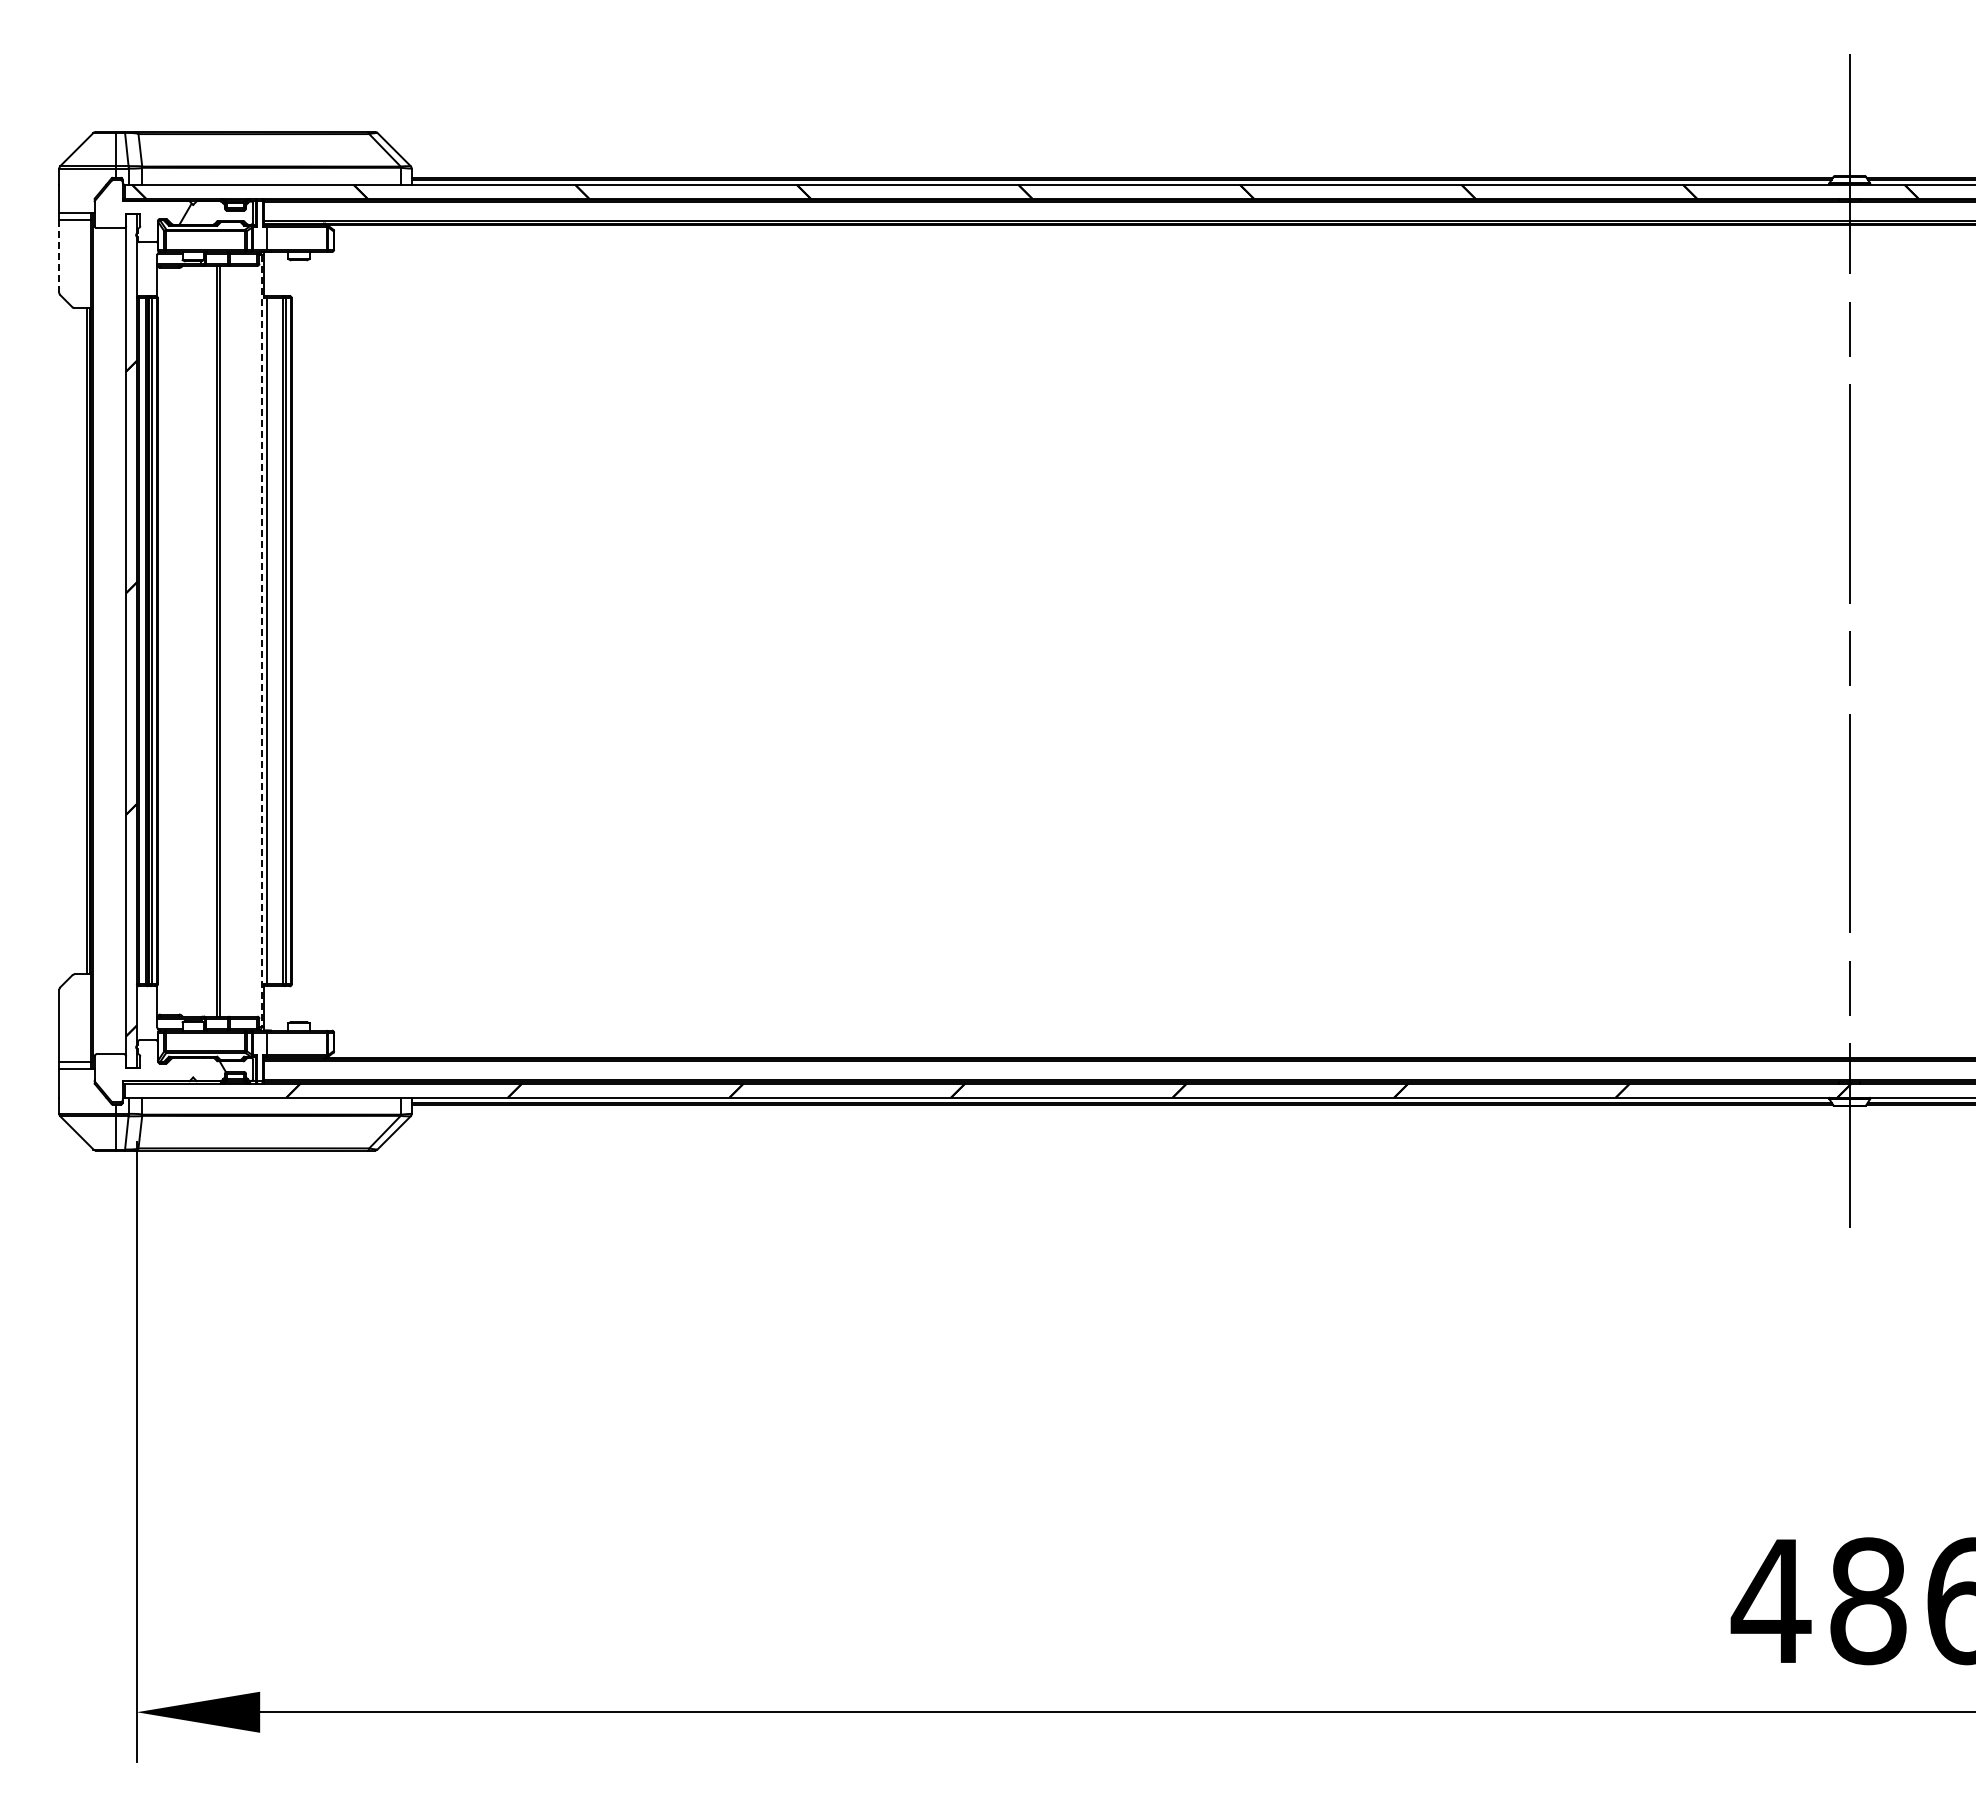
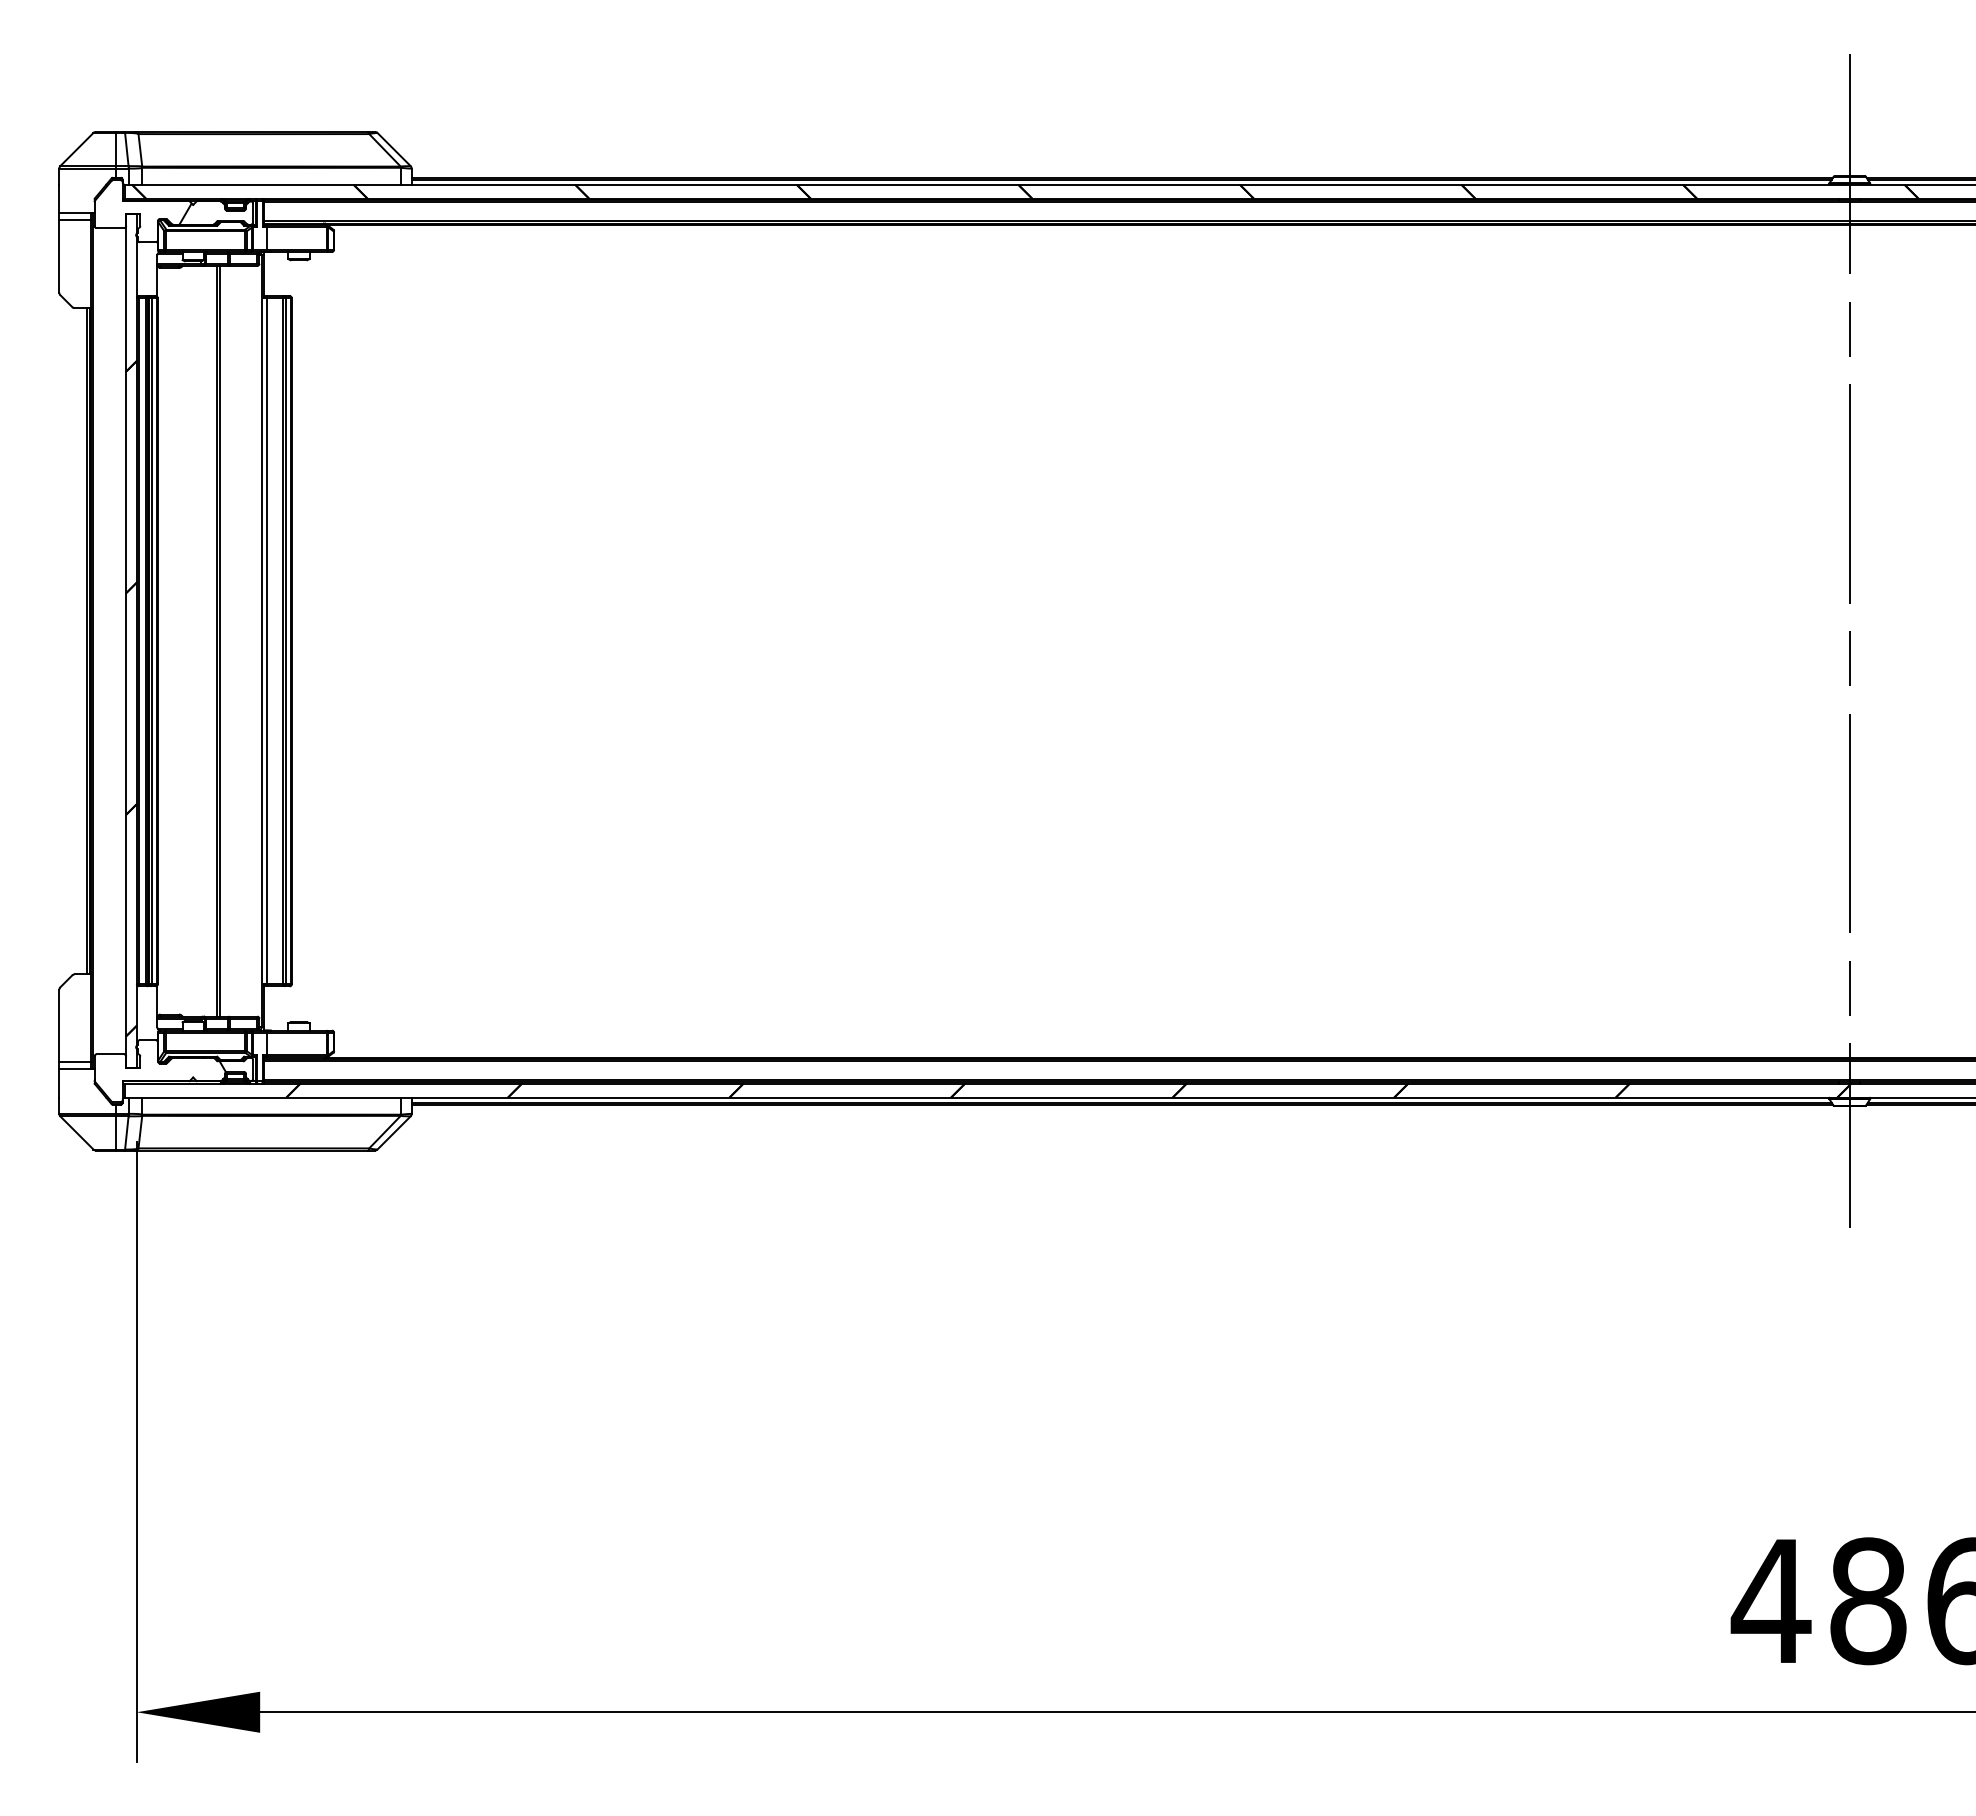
line: dashed -> solid (59, 256)
line: dashed -> solid (261, 641)
